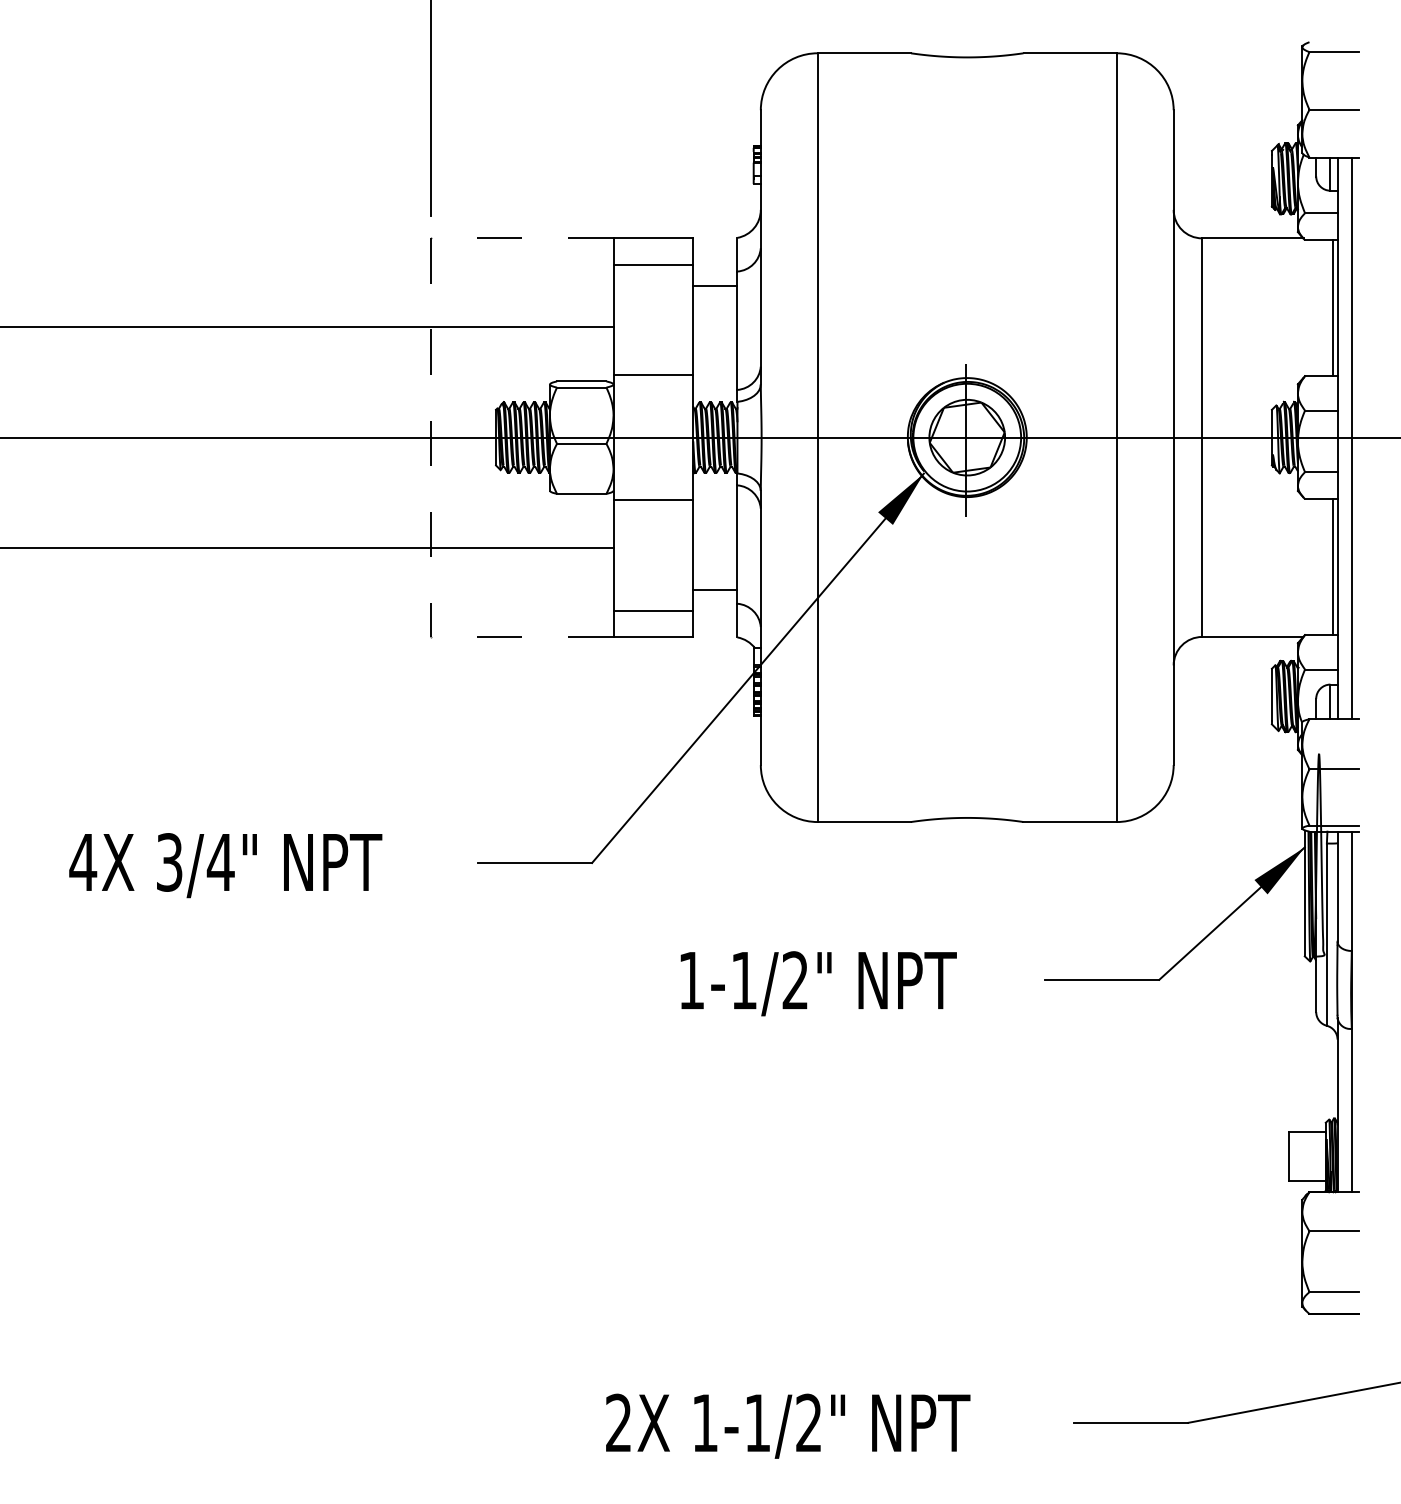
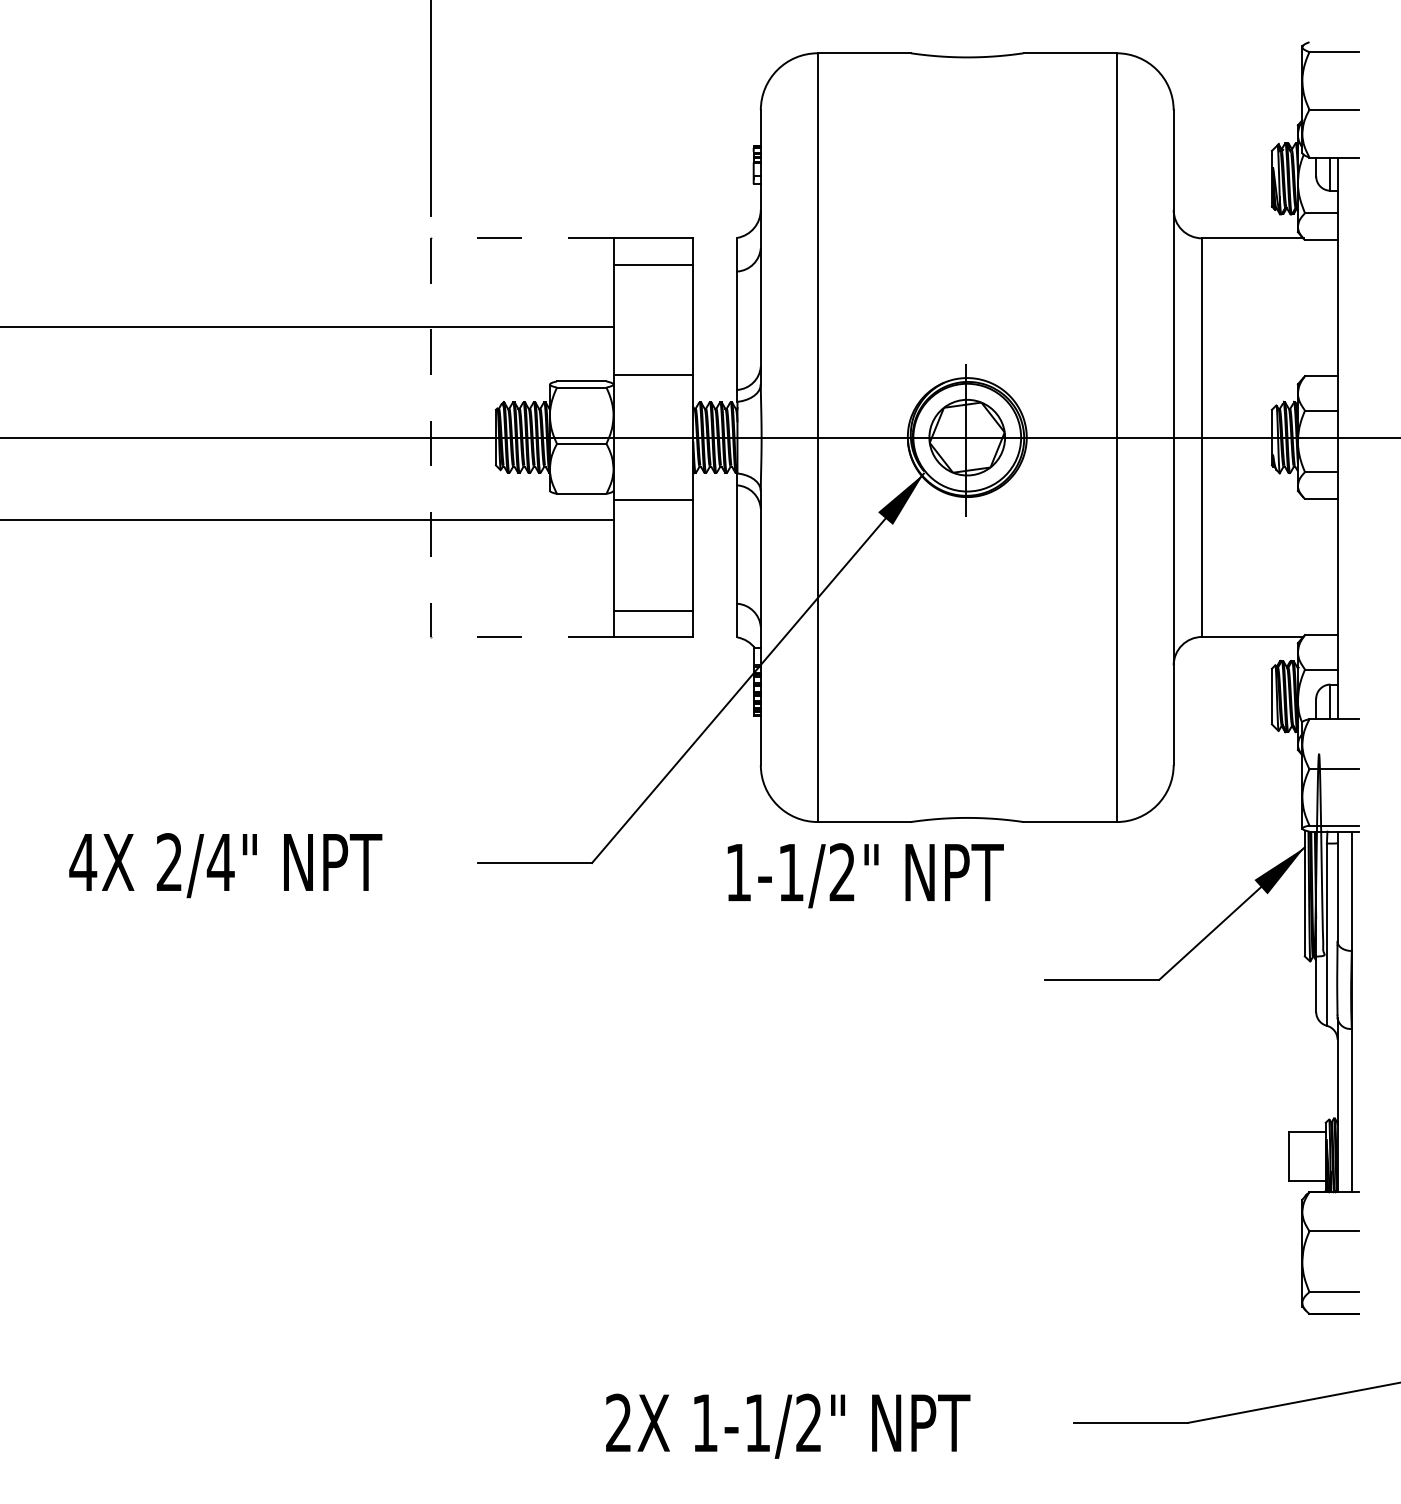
line: present -> none (715, 285)
line: present -> none (1333, 308)
line: present -> none (1351, 438)
line position: (307, 547) -> (307, 519) (307, 519)
line: present -> none (1333, 567)
line: present -> none (715, 589)
text: 3/4" -> 2/4" (169, 862)
text position: (818, 983) -> (865, 875) (865, 875)
